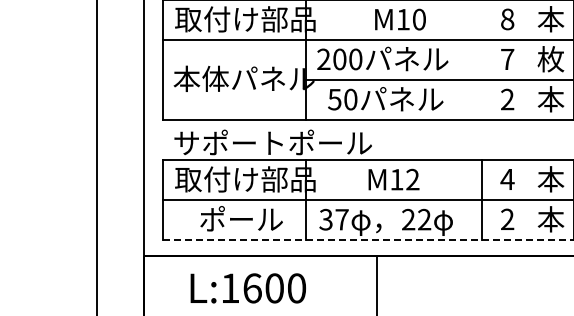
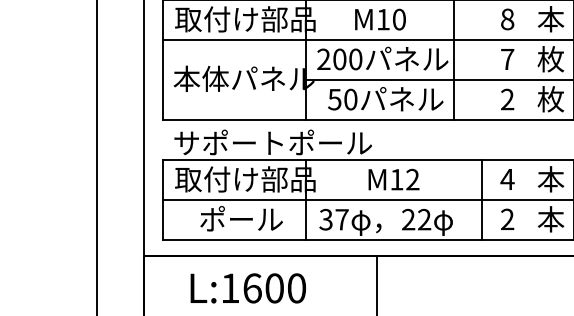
text position: (400, 19) -> (380, 19) (380, 19)
line: none -> present (453, 60)
text: 本 -> 枚 (550, 99)
line: dashed -> solid (368, 239)
